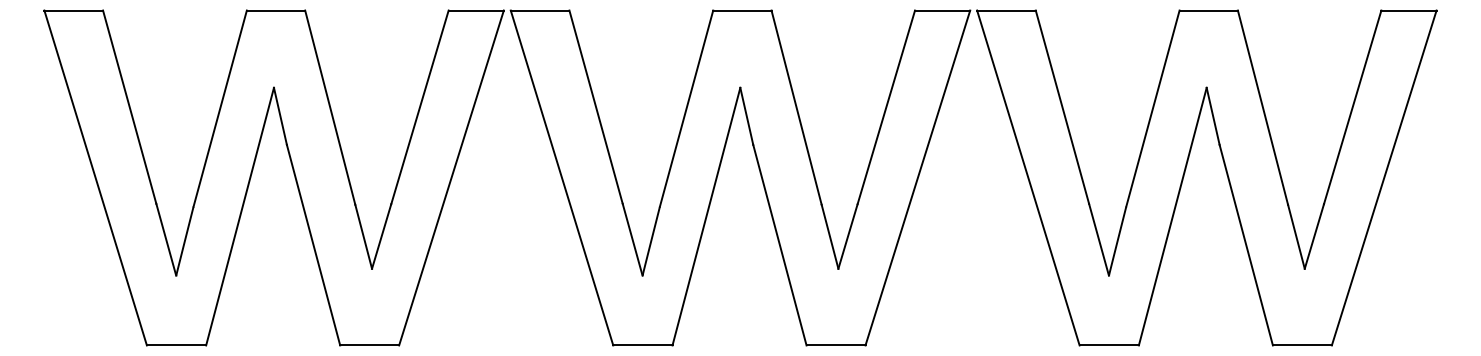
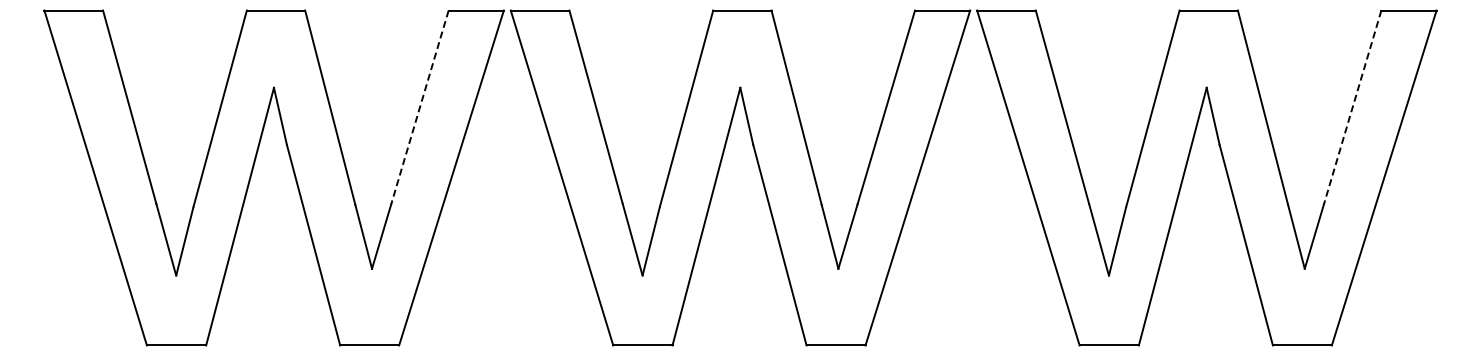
line: solid -> dashed (419, 107)
line: solid -> dashed (1352, 107)
